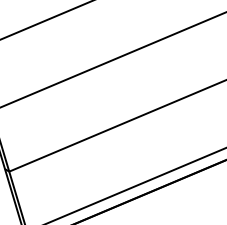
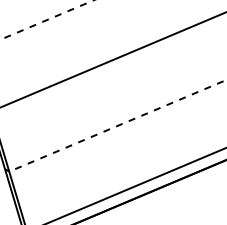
line: solid -> dashed (46, 20)
line: solid -> dashed (117, 125)
